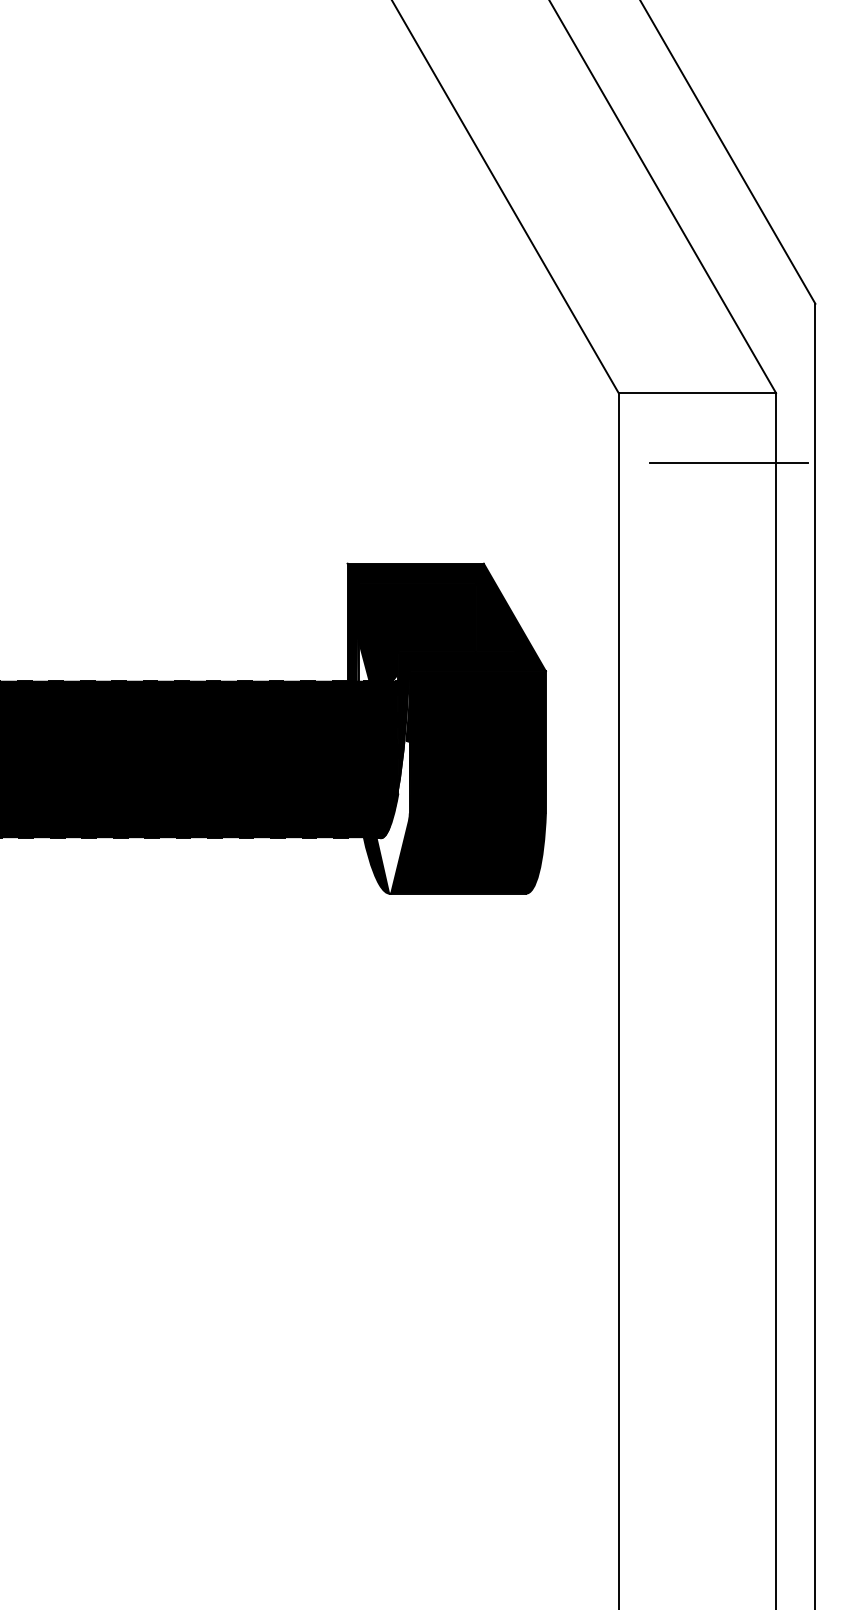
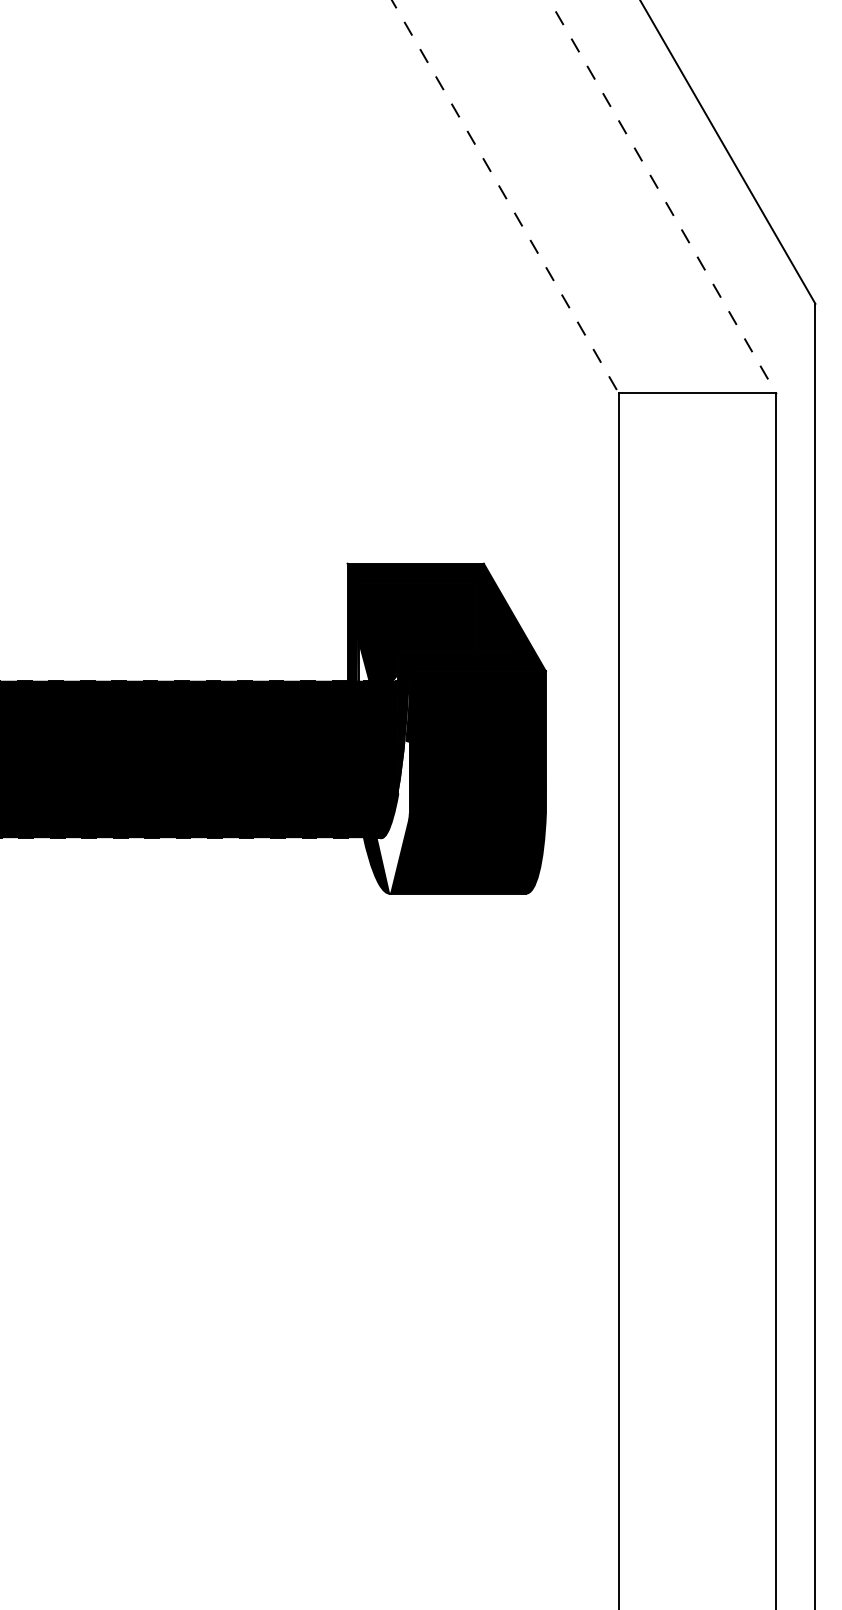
line: solid -> dashed (505, 197)
line: solid -> dashed (663, 197)
line: present -> none (728, 462)
